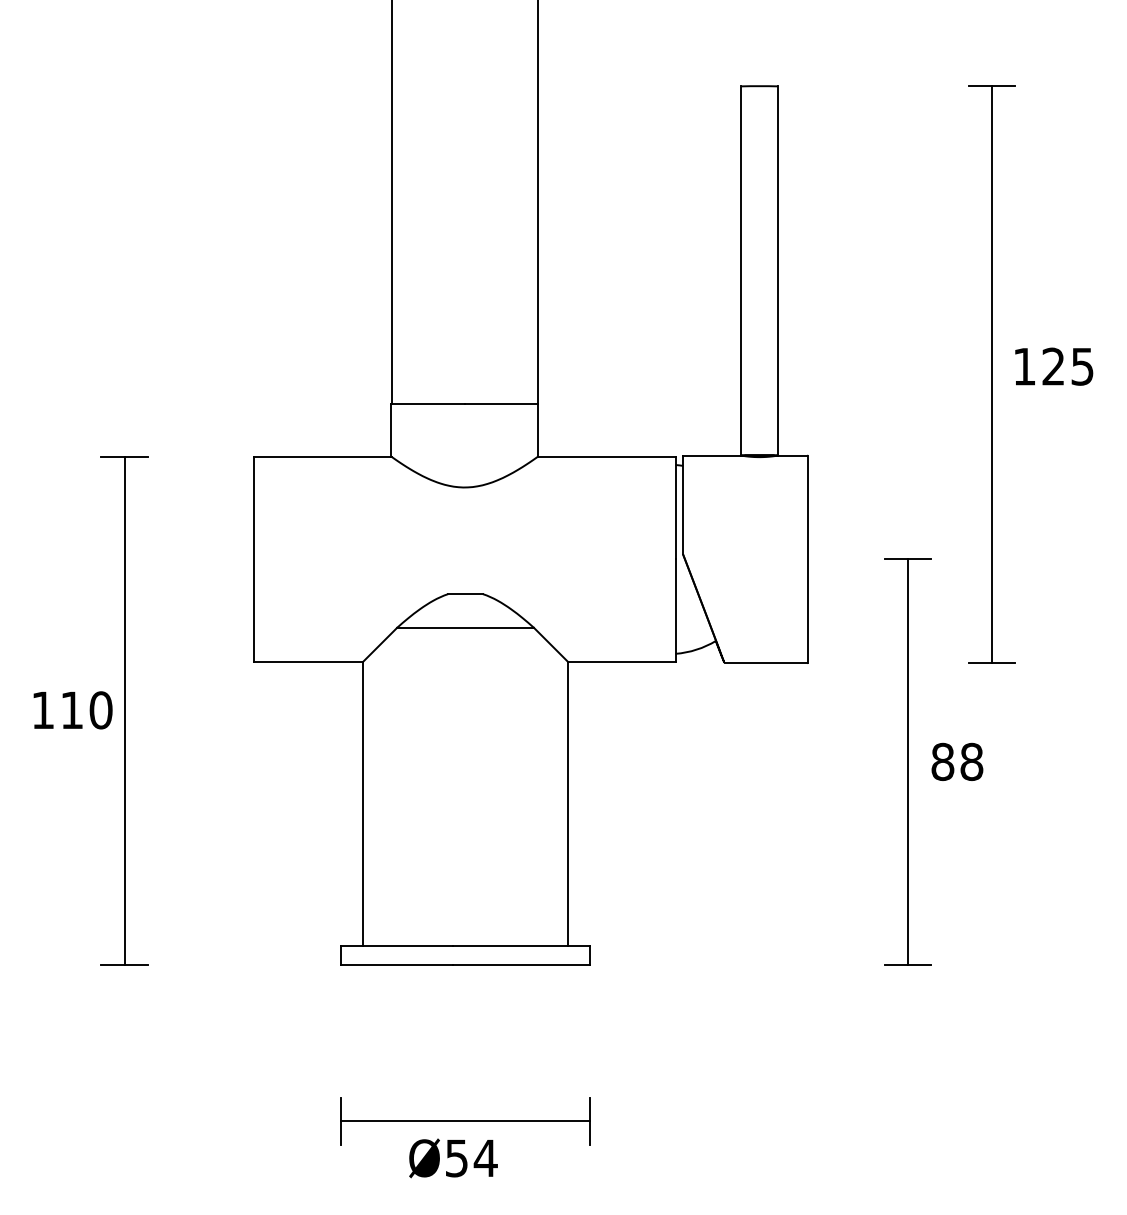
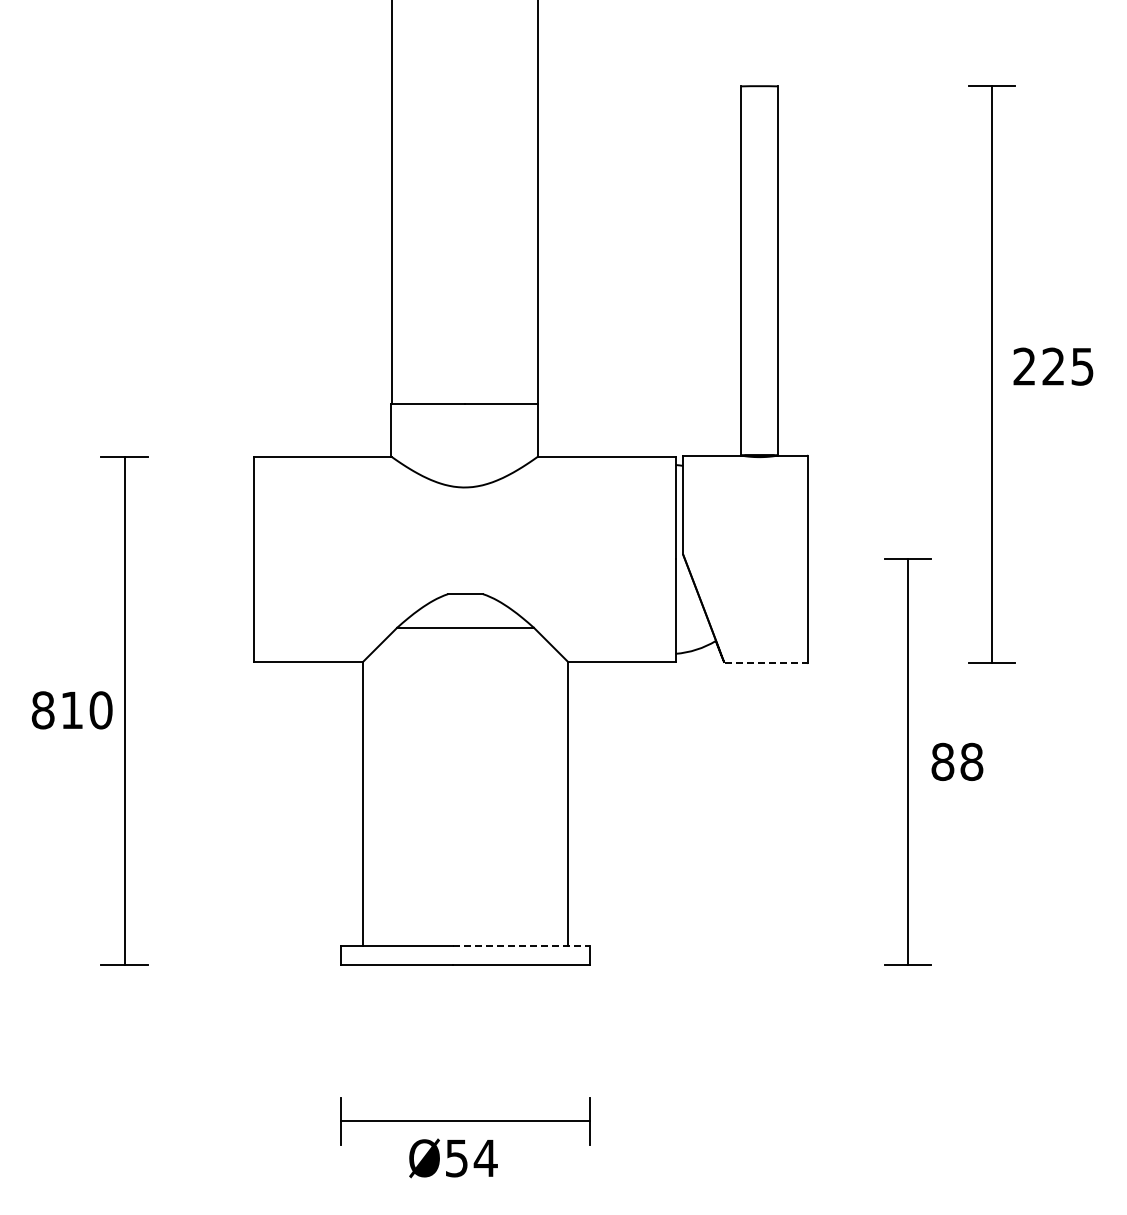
text: 125 -> 225 (1023, 366)
line: solid -> dashed (766, 663)
text: 110 -> 810 (42, 710)
line: solid -> dashed (522, 946)
